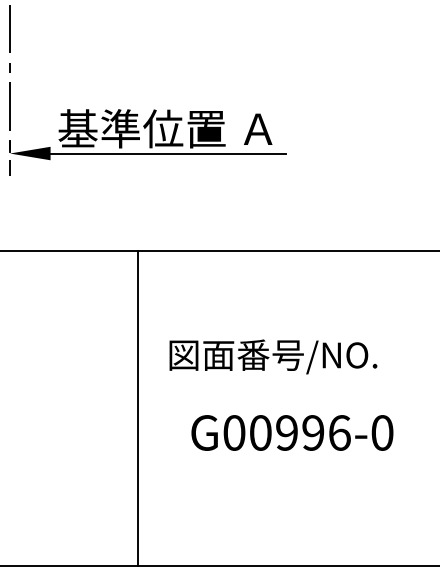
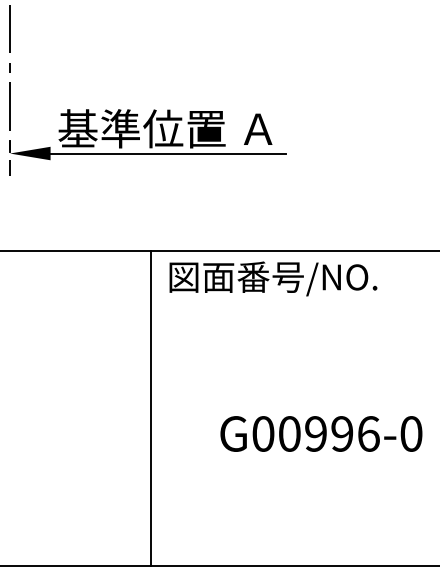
text position: (273, 356) -> (273, 278) (273, 278)
line position: (138, 408) -> (151, 408) (151, 408)
text position: (292, 432) -> (321, 433) (321, 433)
